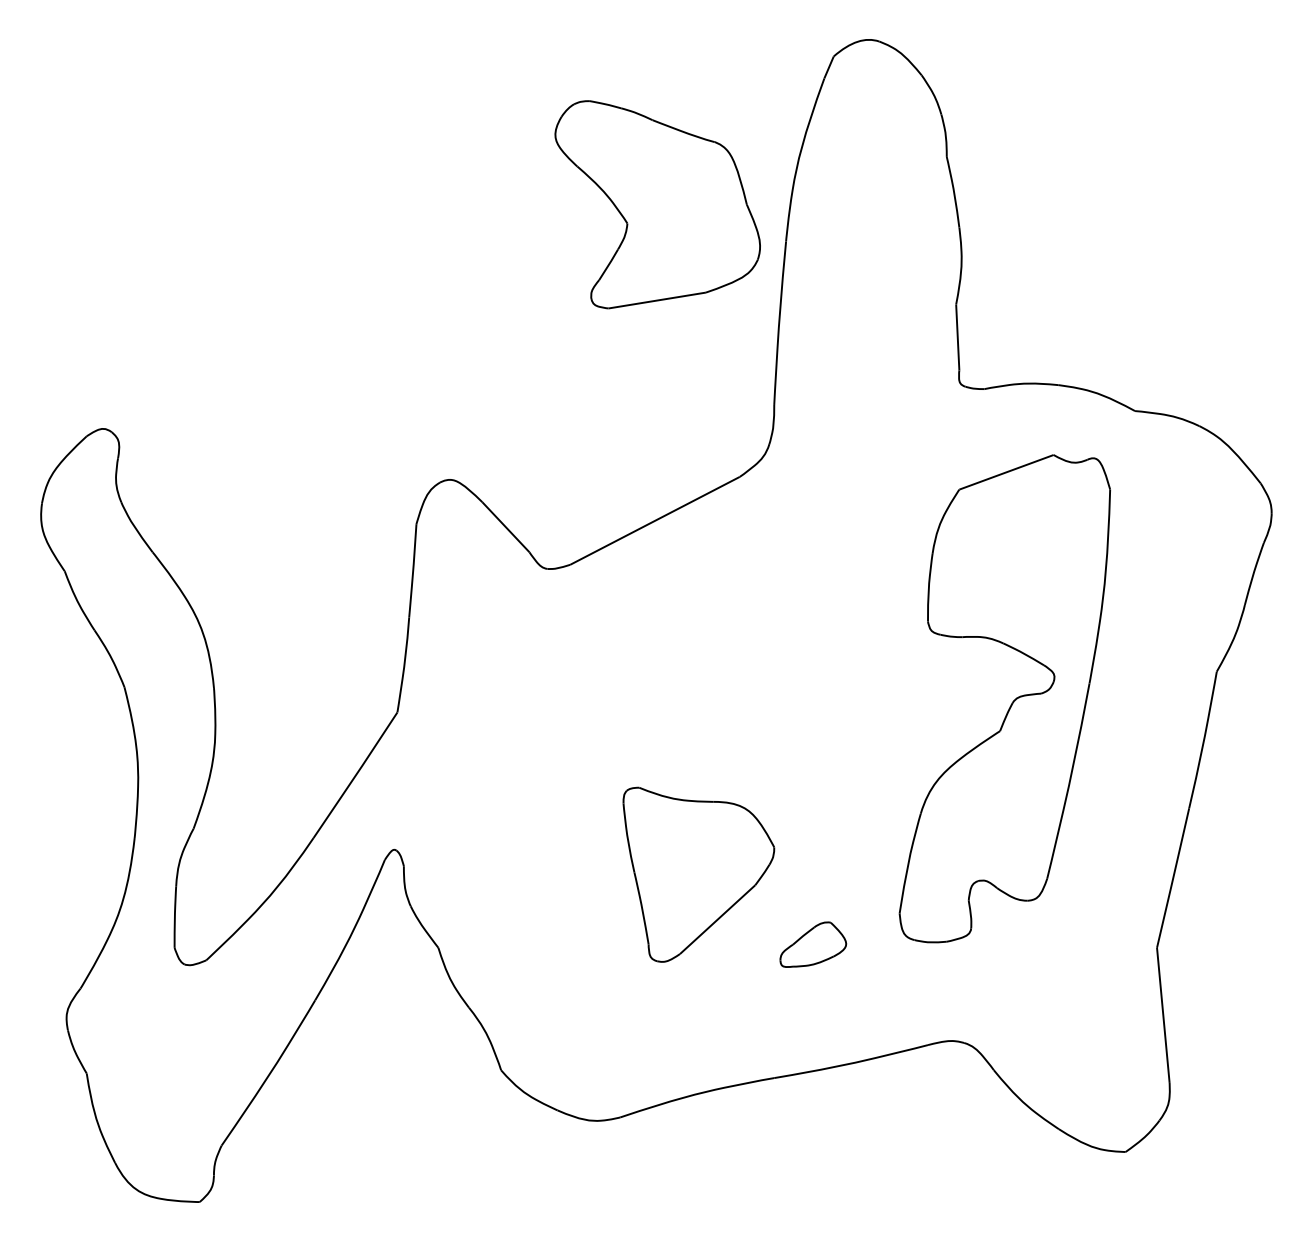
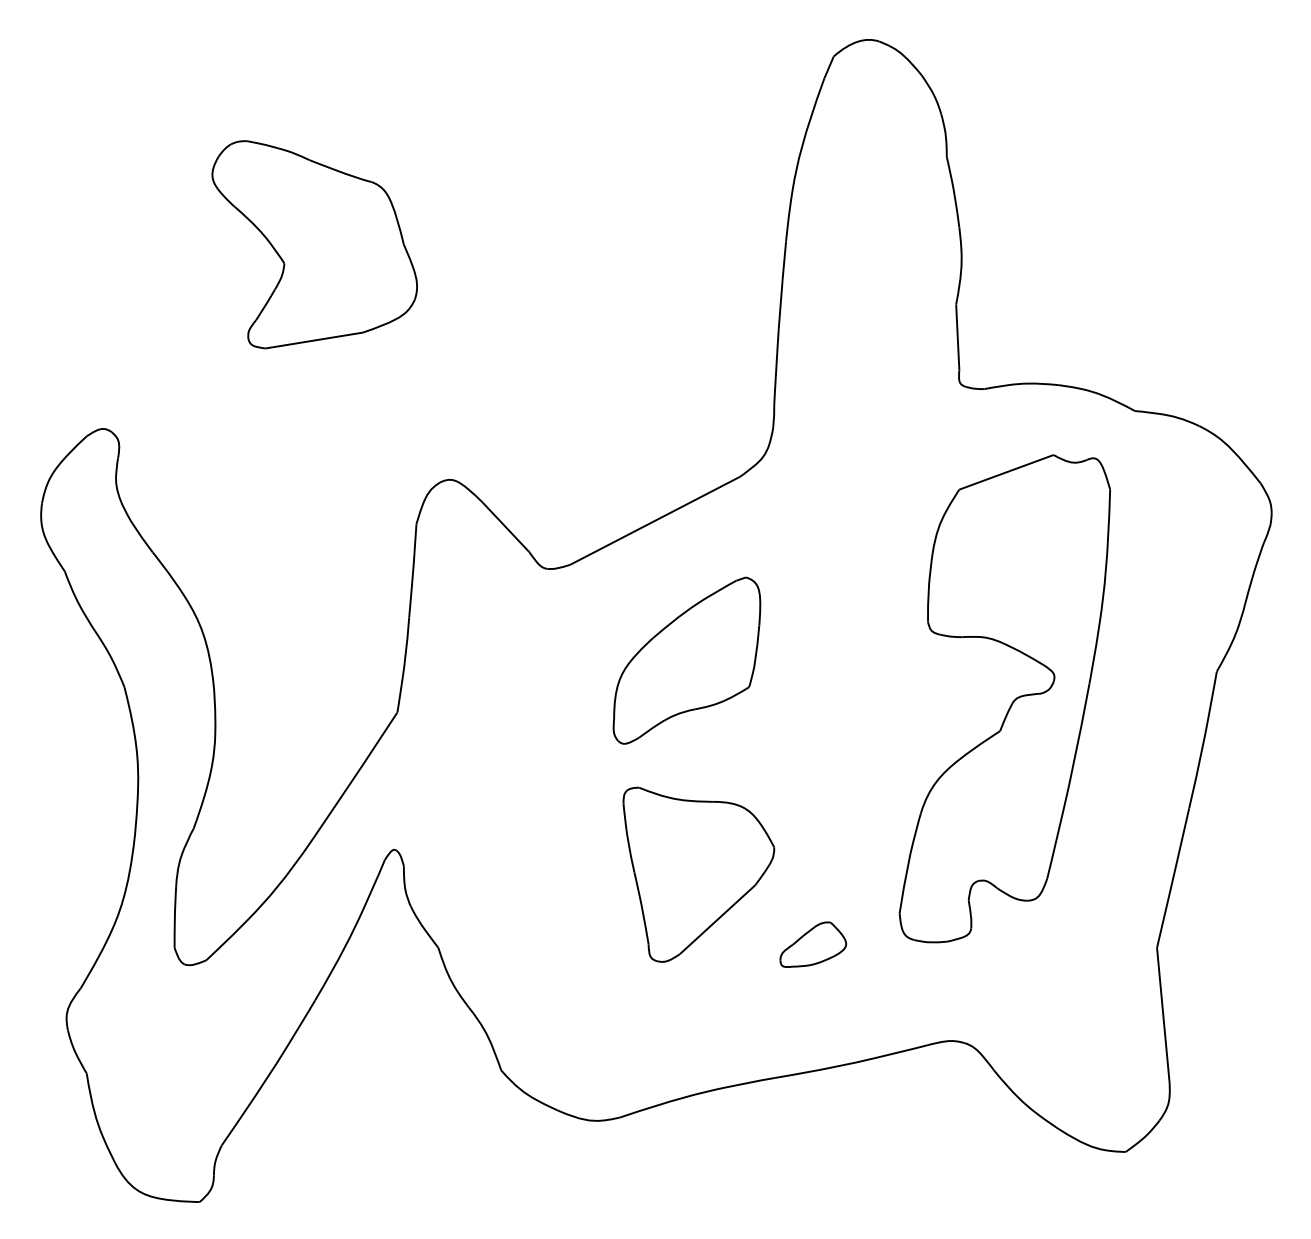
part position: (657, 204) -> (314, 244) (314, 244)
part: none -> present (686, 660)
